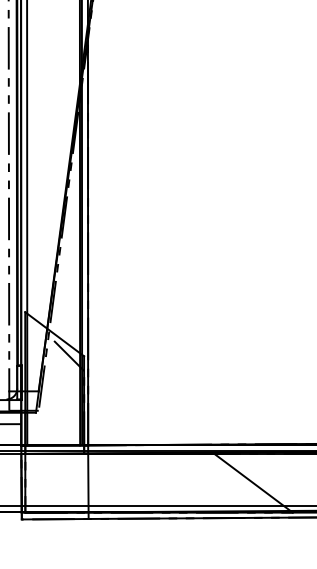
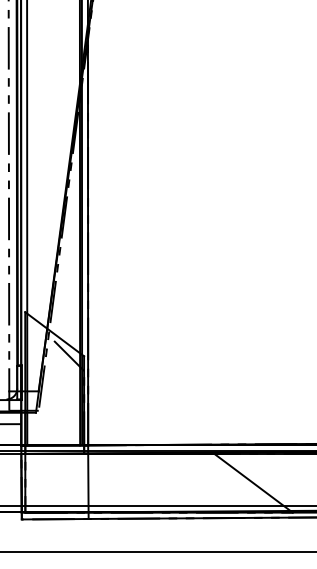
line: none -> present (157, 551)
